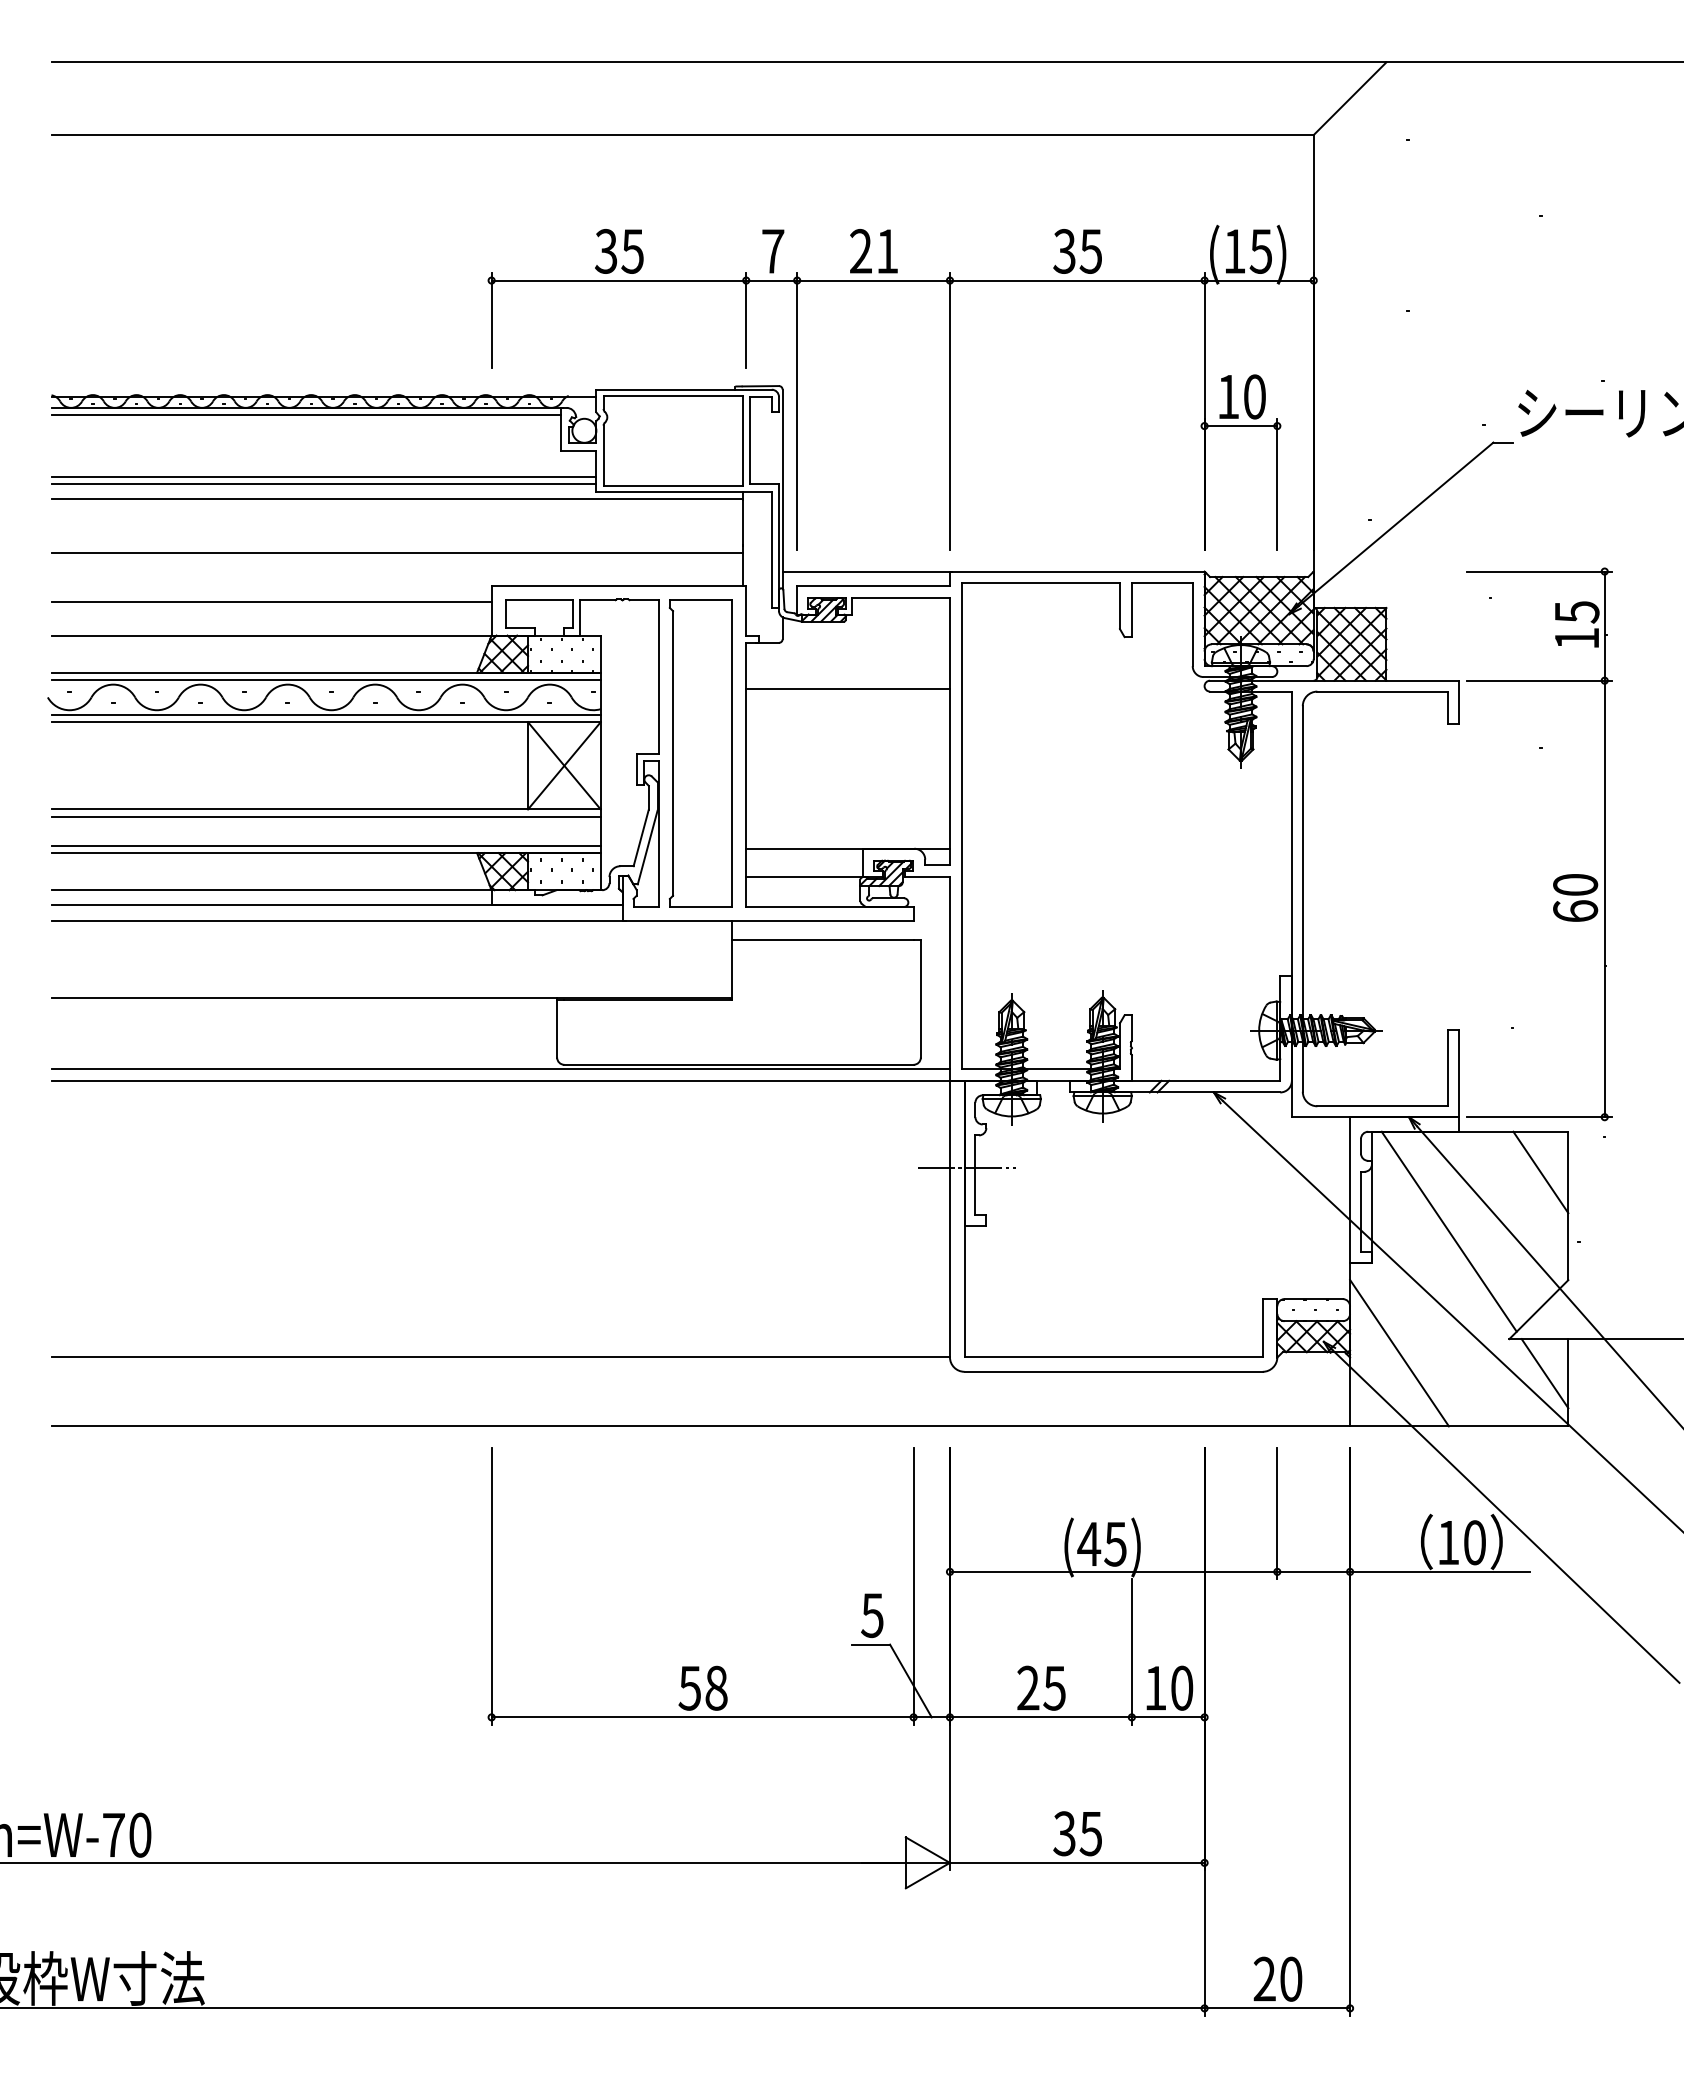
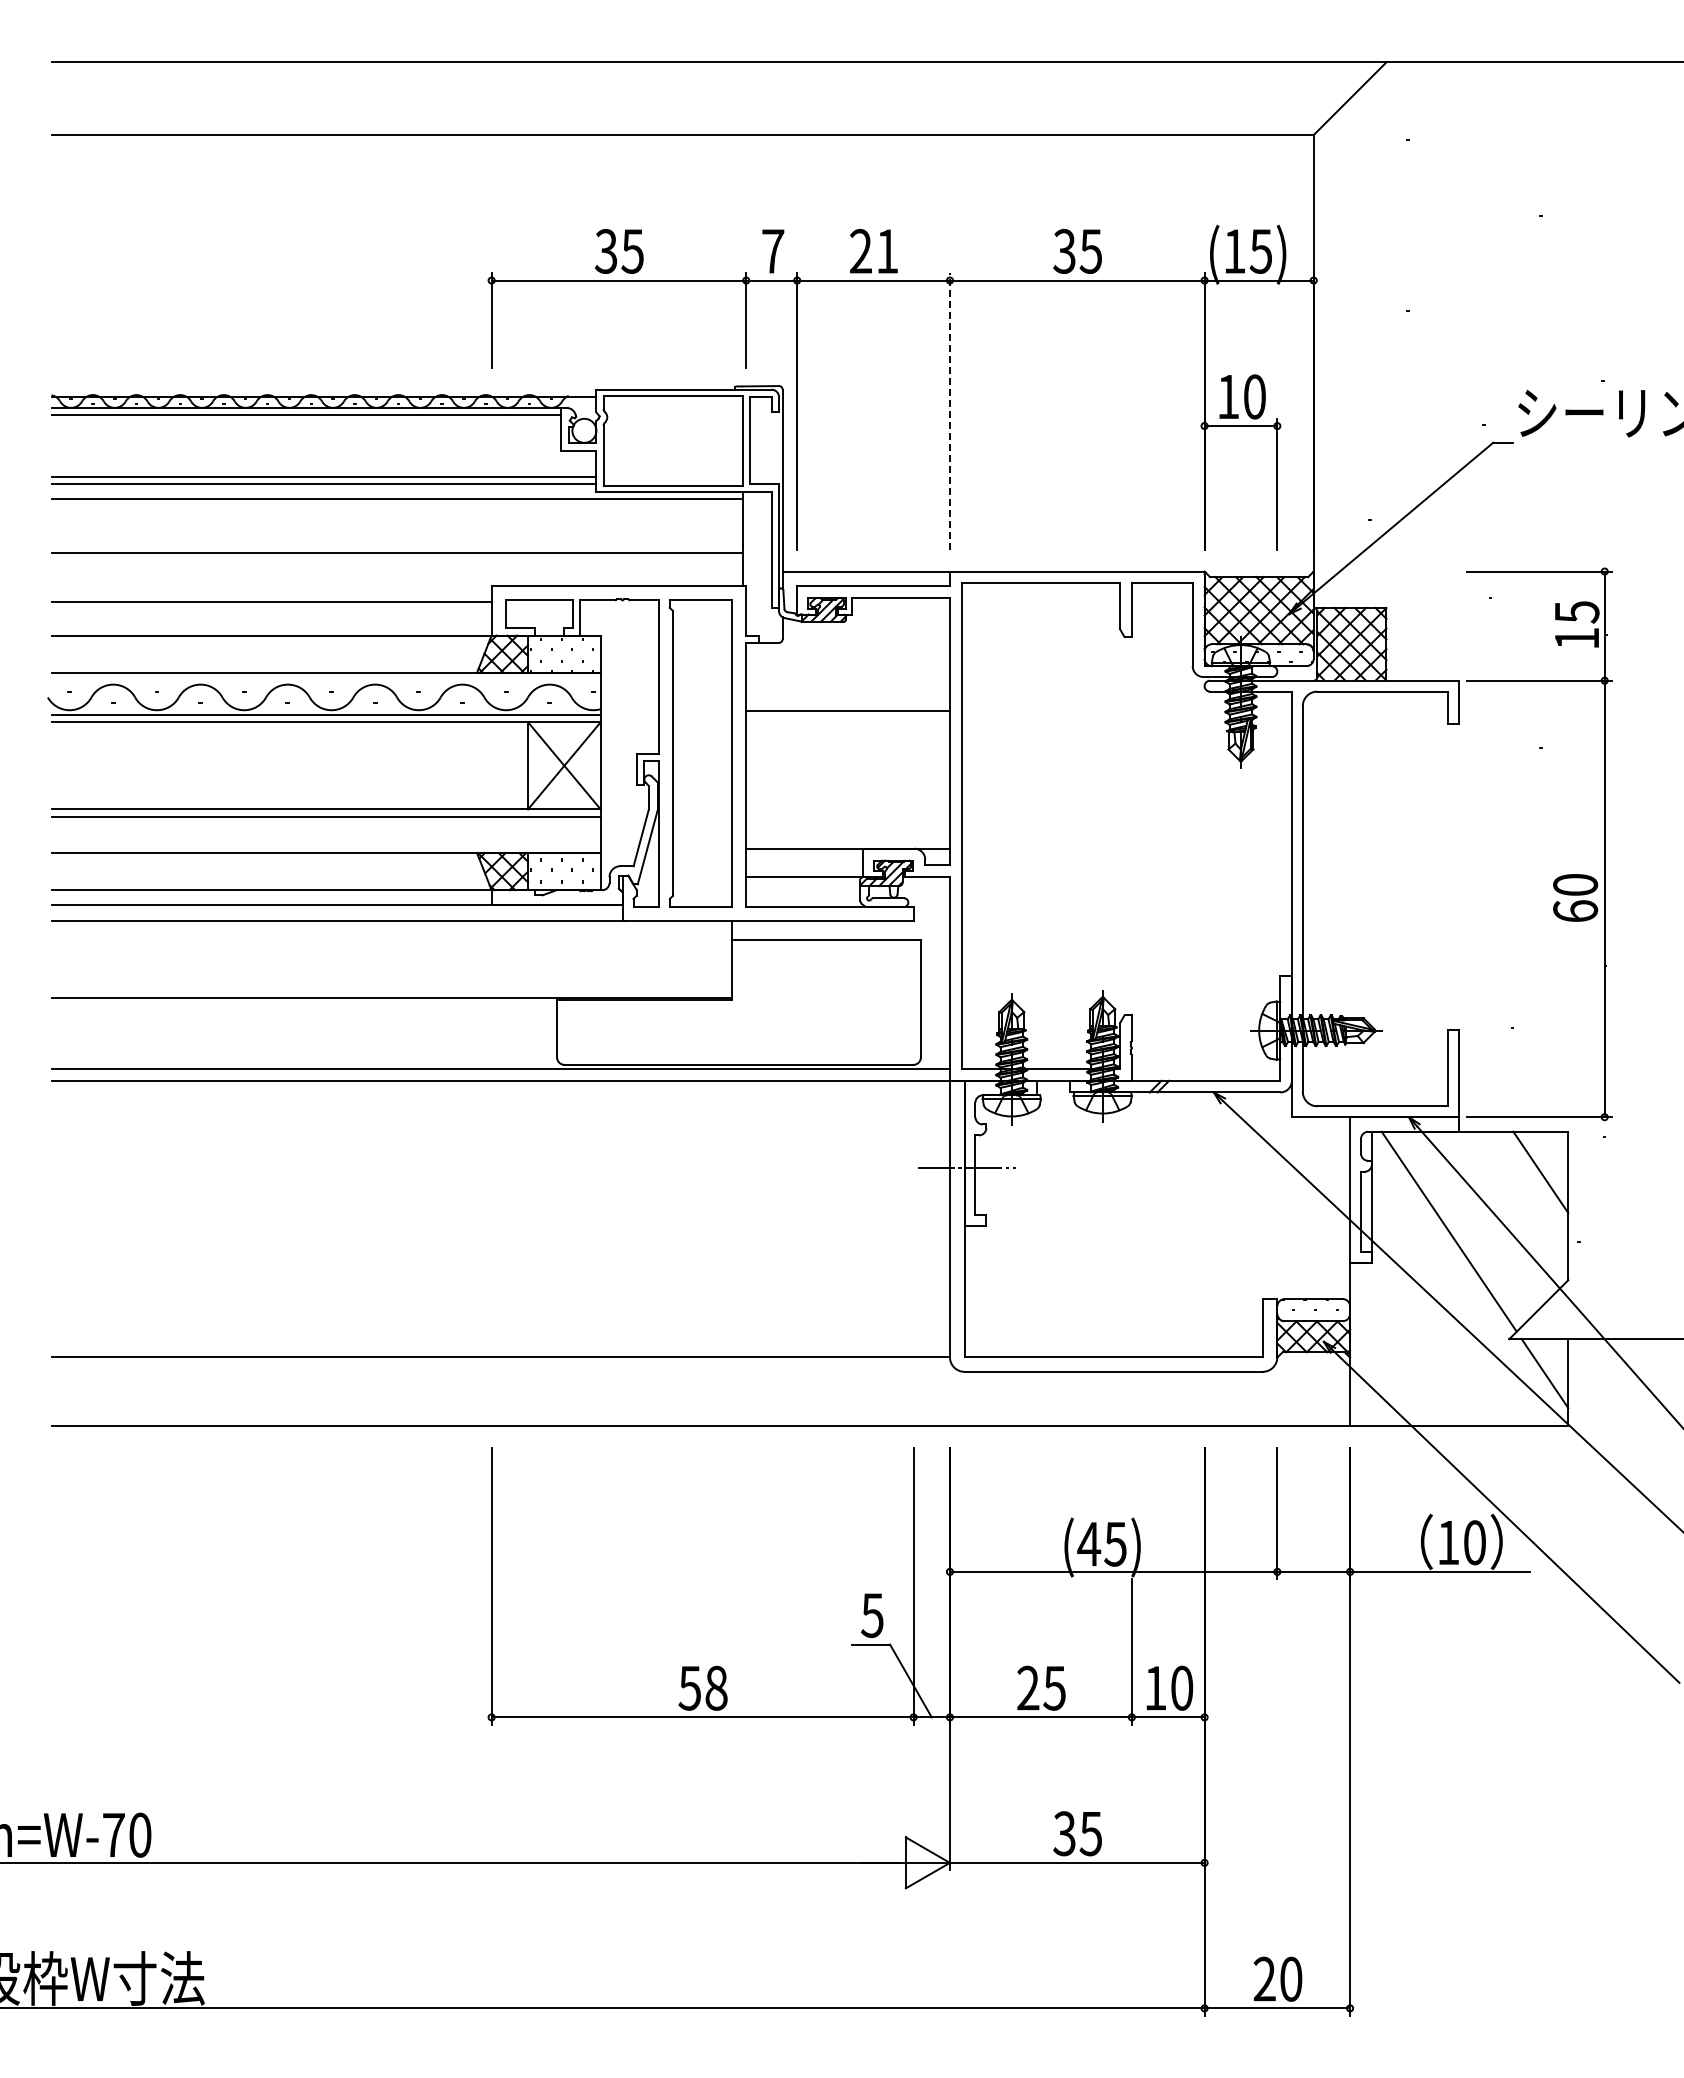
line: solid -> dashed (949, 411)
line: present -> none (325, 679)
line position: (847, 689) -> (847, 711) (847, 711)
line: present -> none (325, 845)
line: present -> none (1399, 1352)
